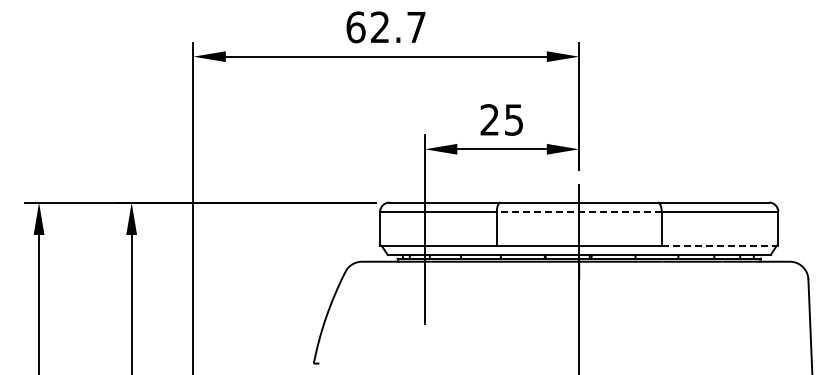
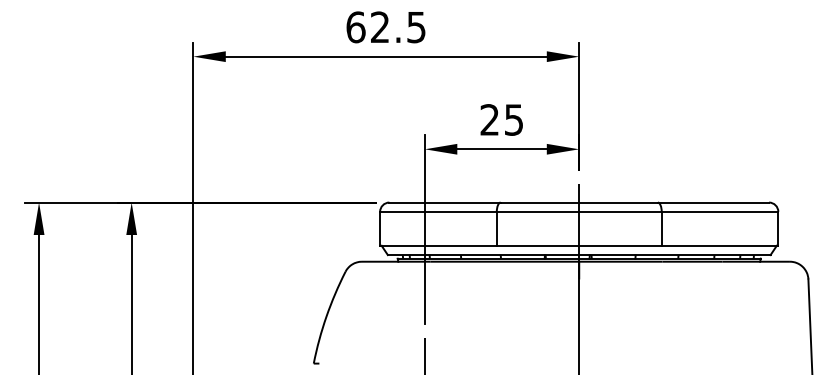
text: 62.7 -> 62.5 (416, 27)
line: dashed -> solid (578, 211)
line: dashed -> solid (720, 245)
line: none -> present (424, 354)
